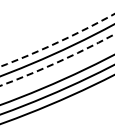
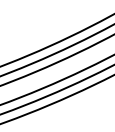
arc: dashed -> solid (59, 41)
arc: dashed -> solid (58, 61)
